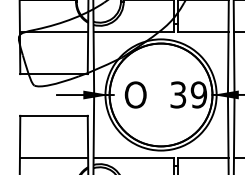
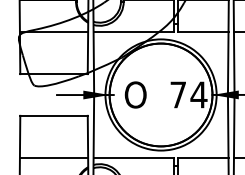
text: 39 -> 74 (188, 94)
